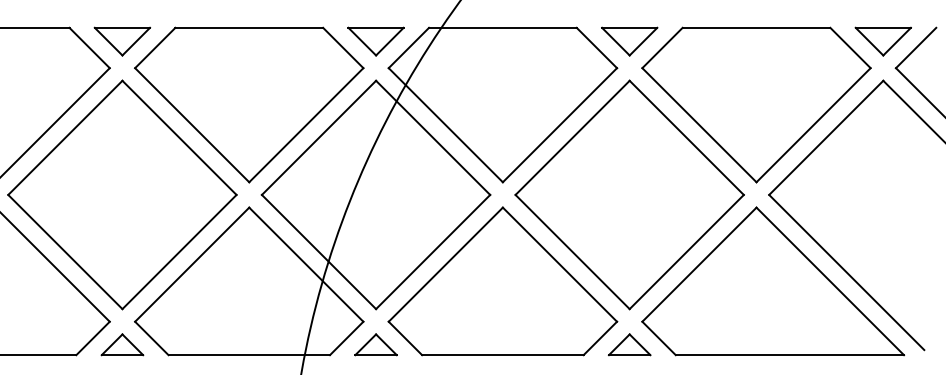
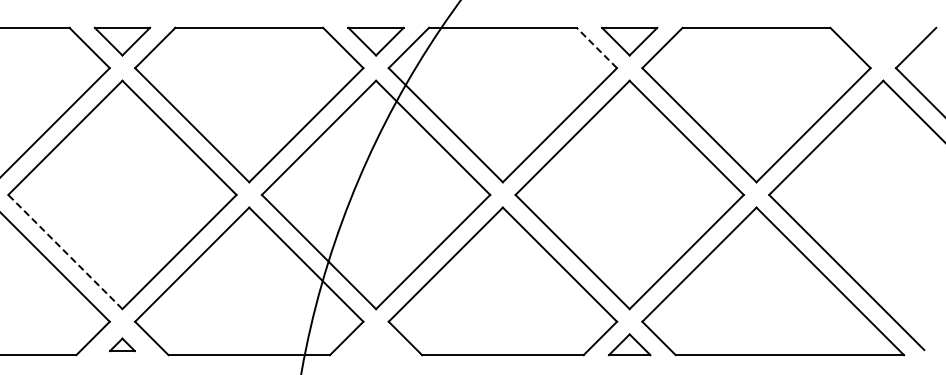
part: present -> none (882, 41)
line: solid -> dashed (596, 48)
line: solid -> dashed (65, 252)
part size: 45x24 px -> 27x16 px (122, 344)
part: present -> none (375, 344)
